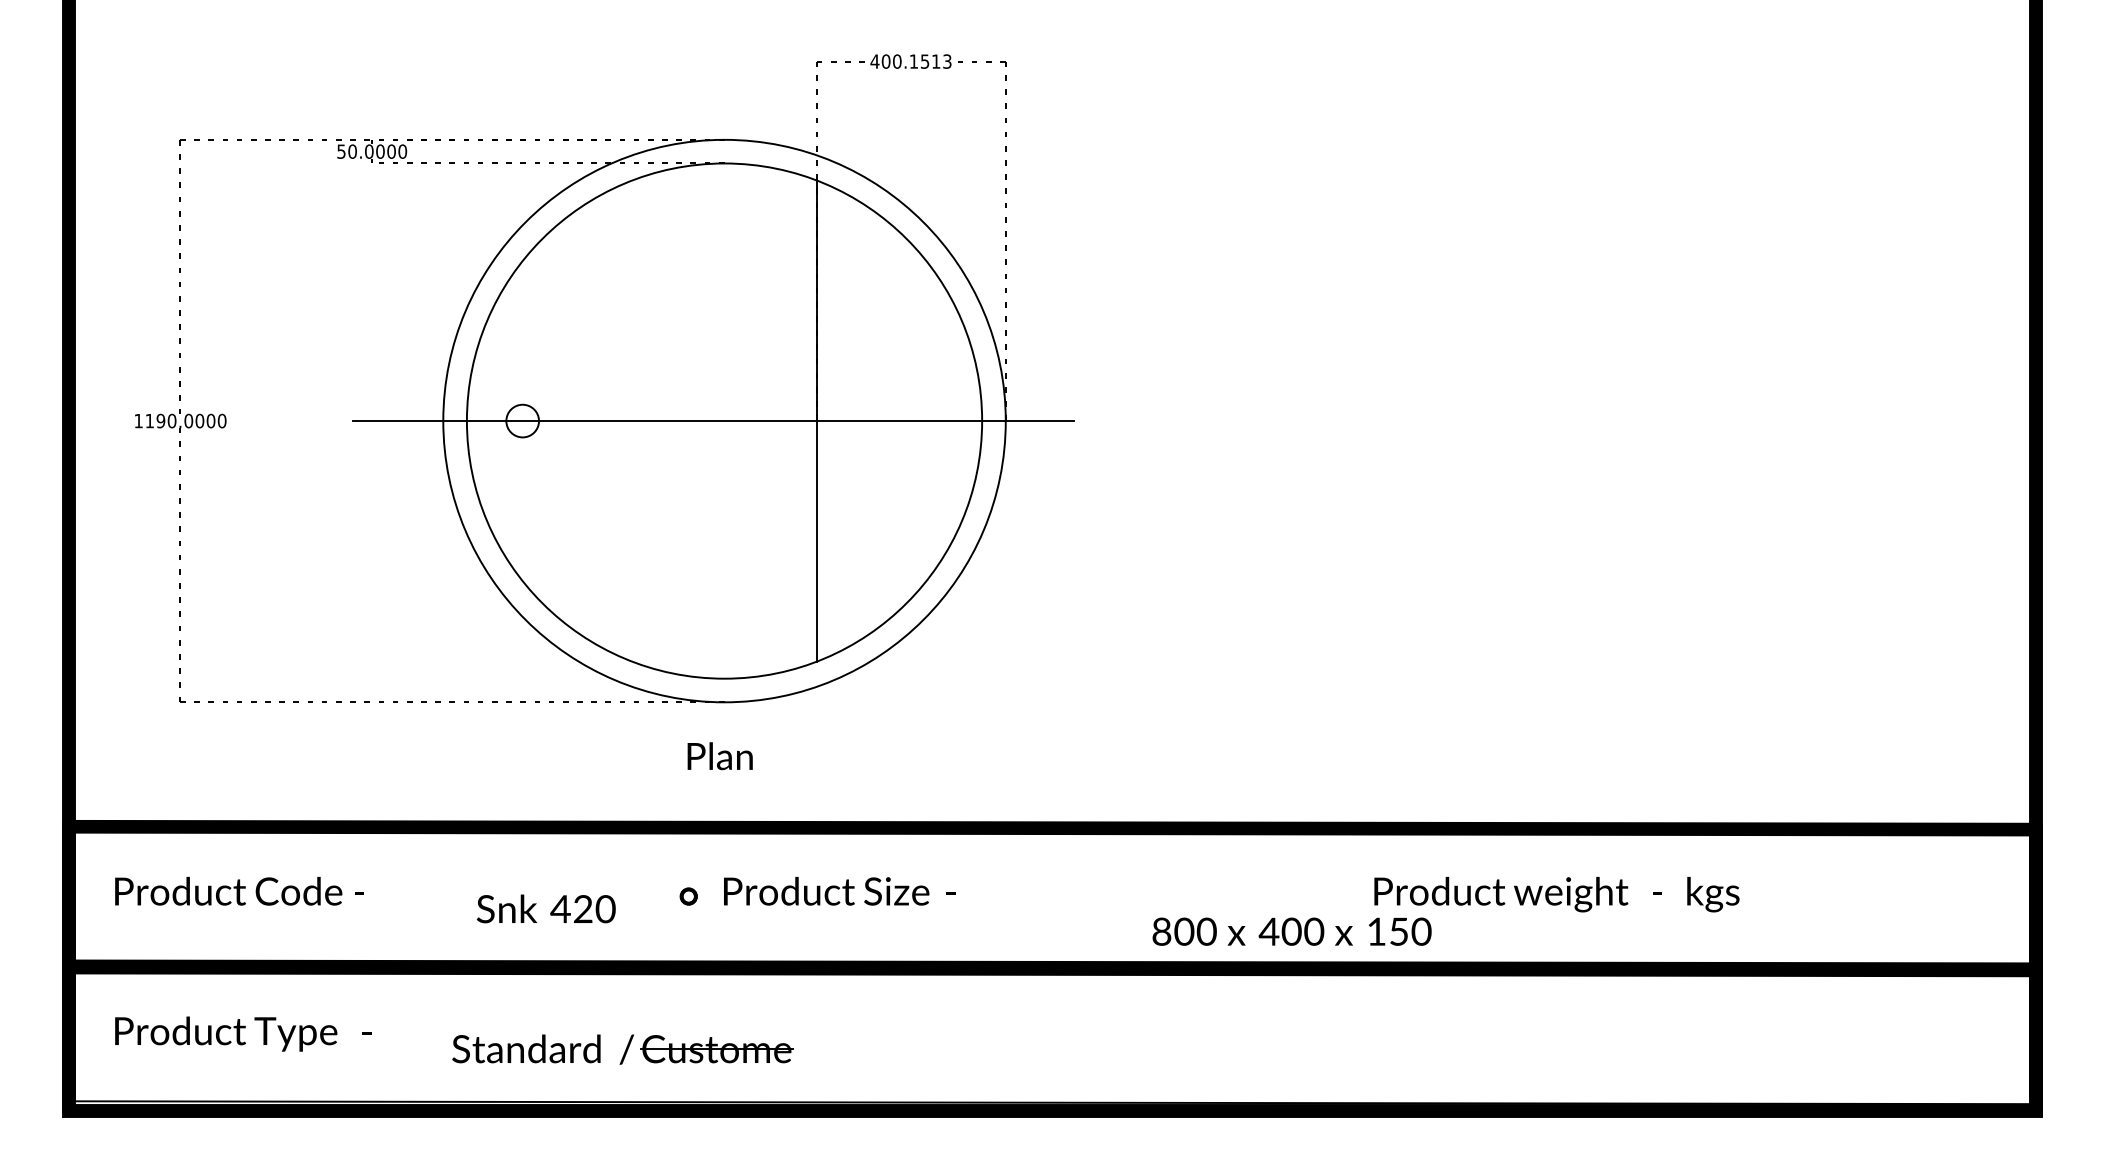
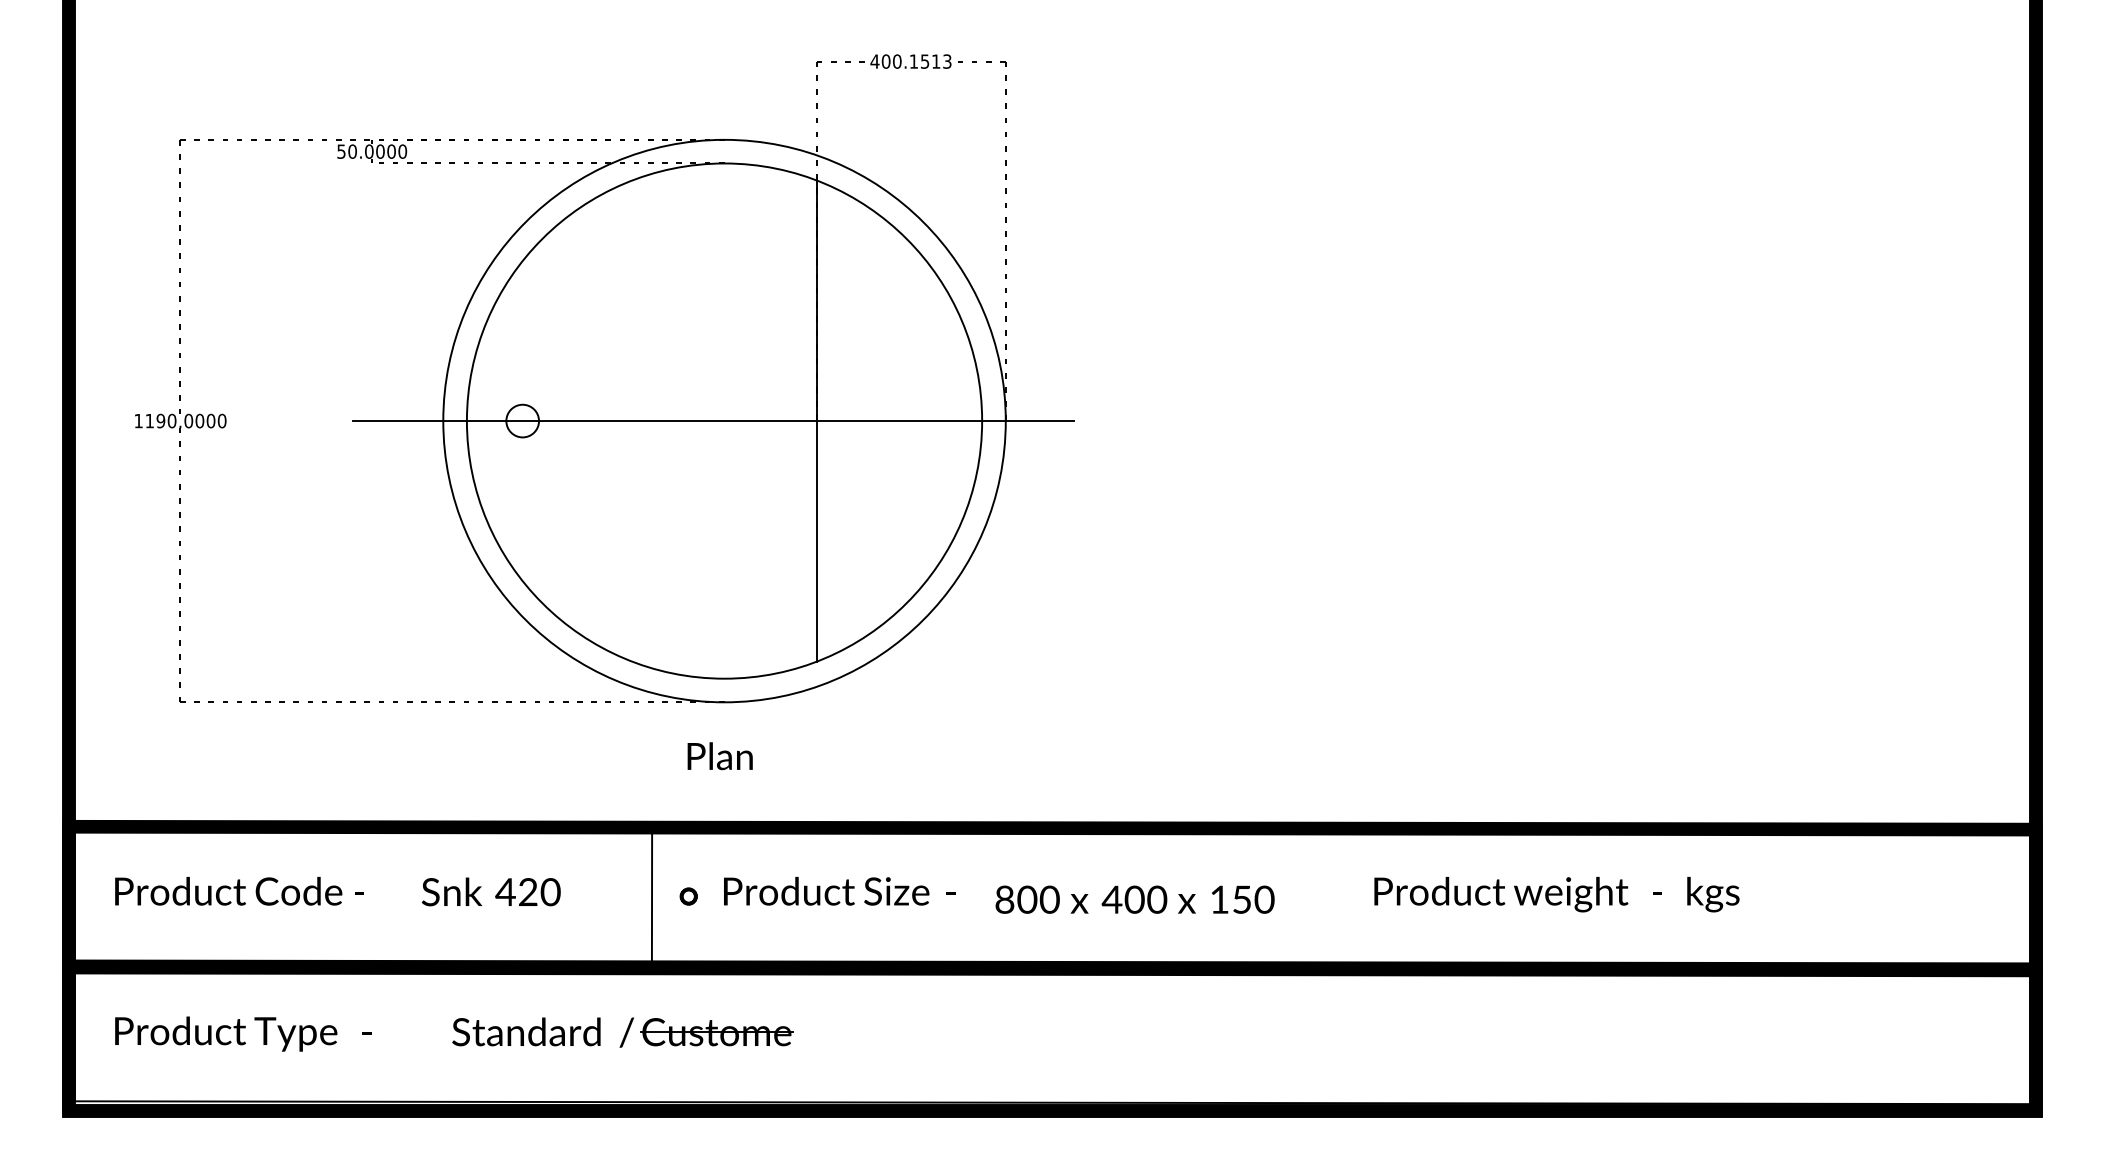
line: none -> present (651, 896)
text position: (546, 908) -> (491, 891) (491, 891)
text position: (1291, 931) -> (1134, 899) (1134, 899)
part position: (622, 1049) -> (622, 1032) (622, 1032)
